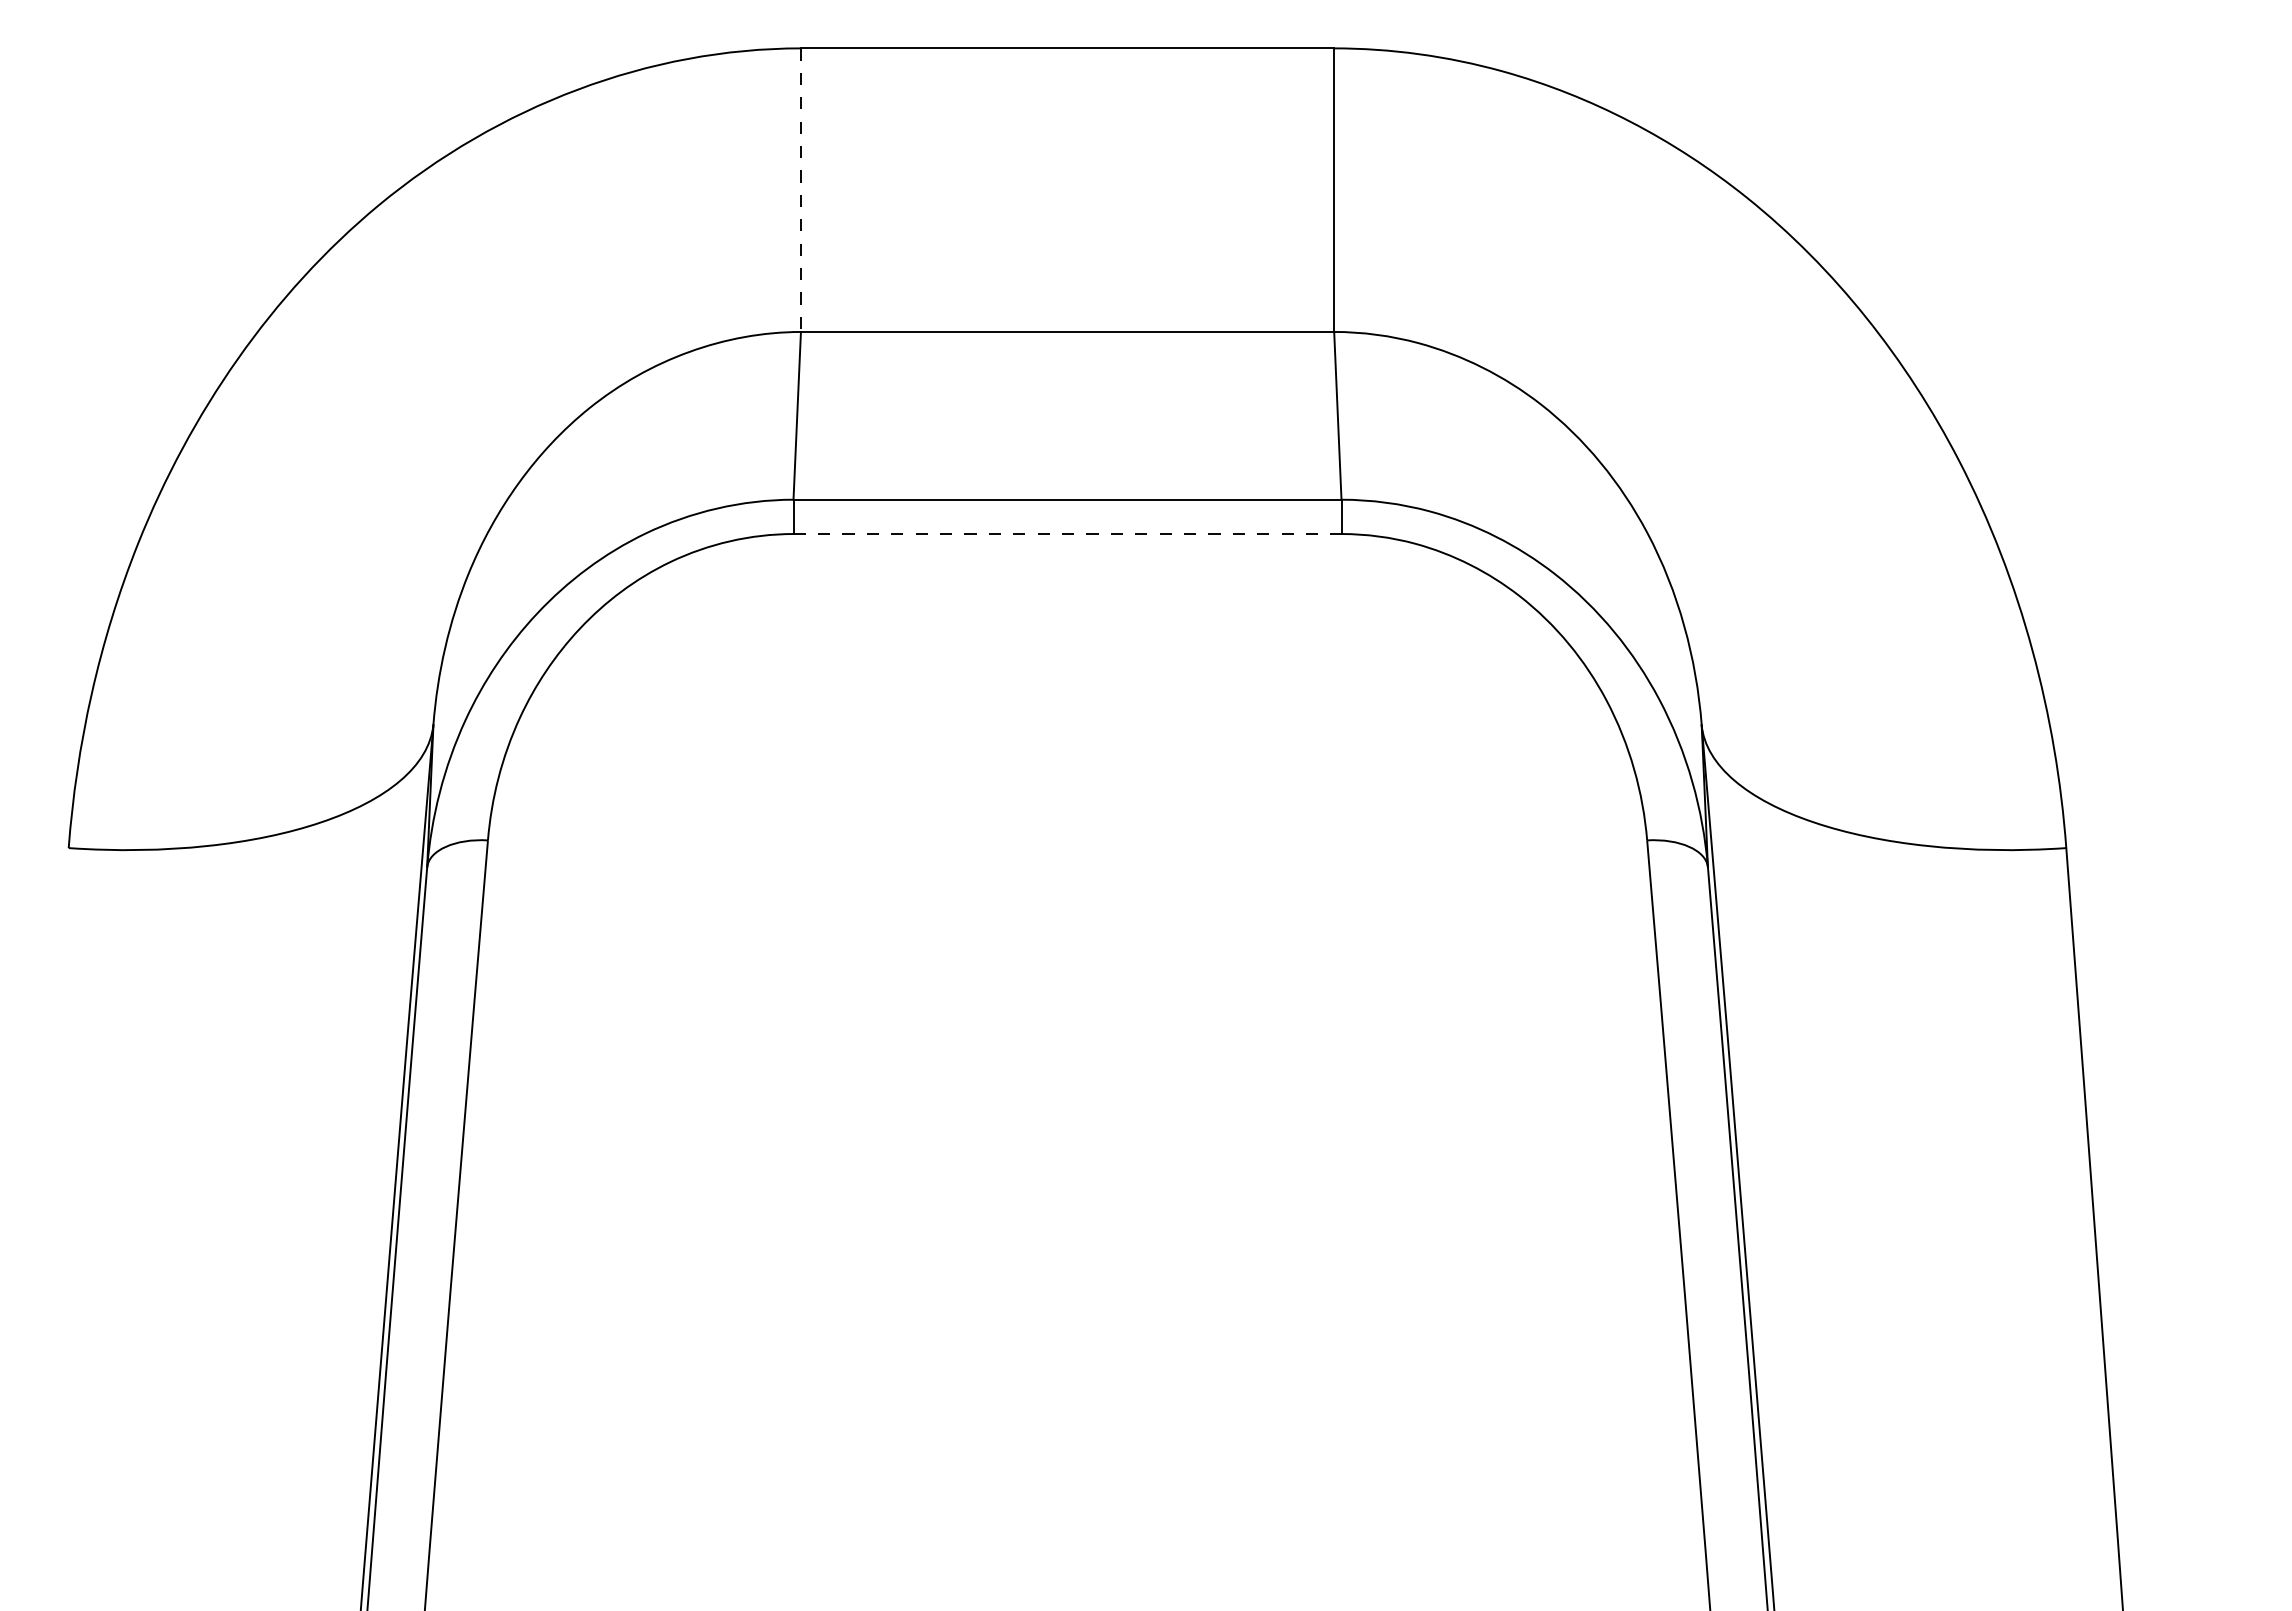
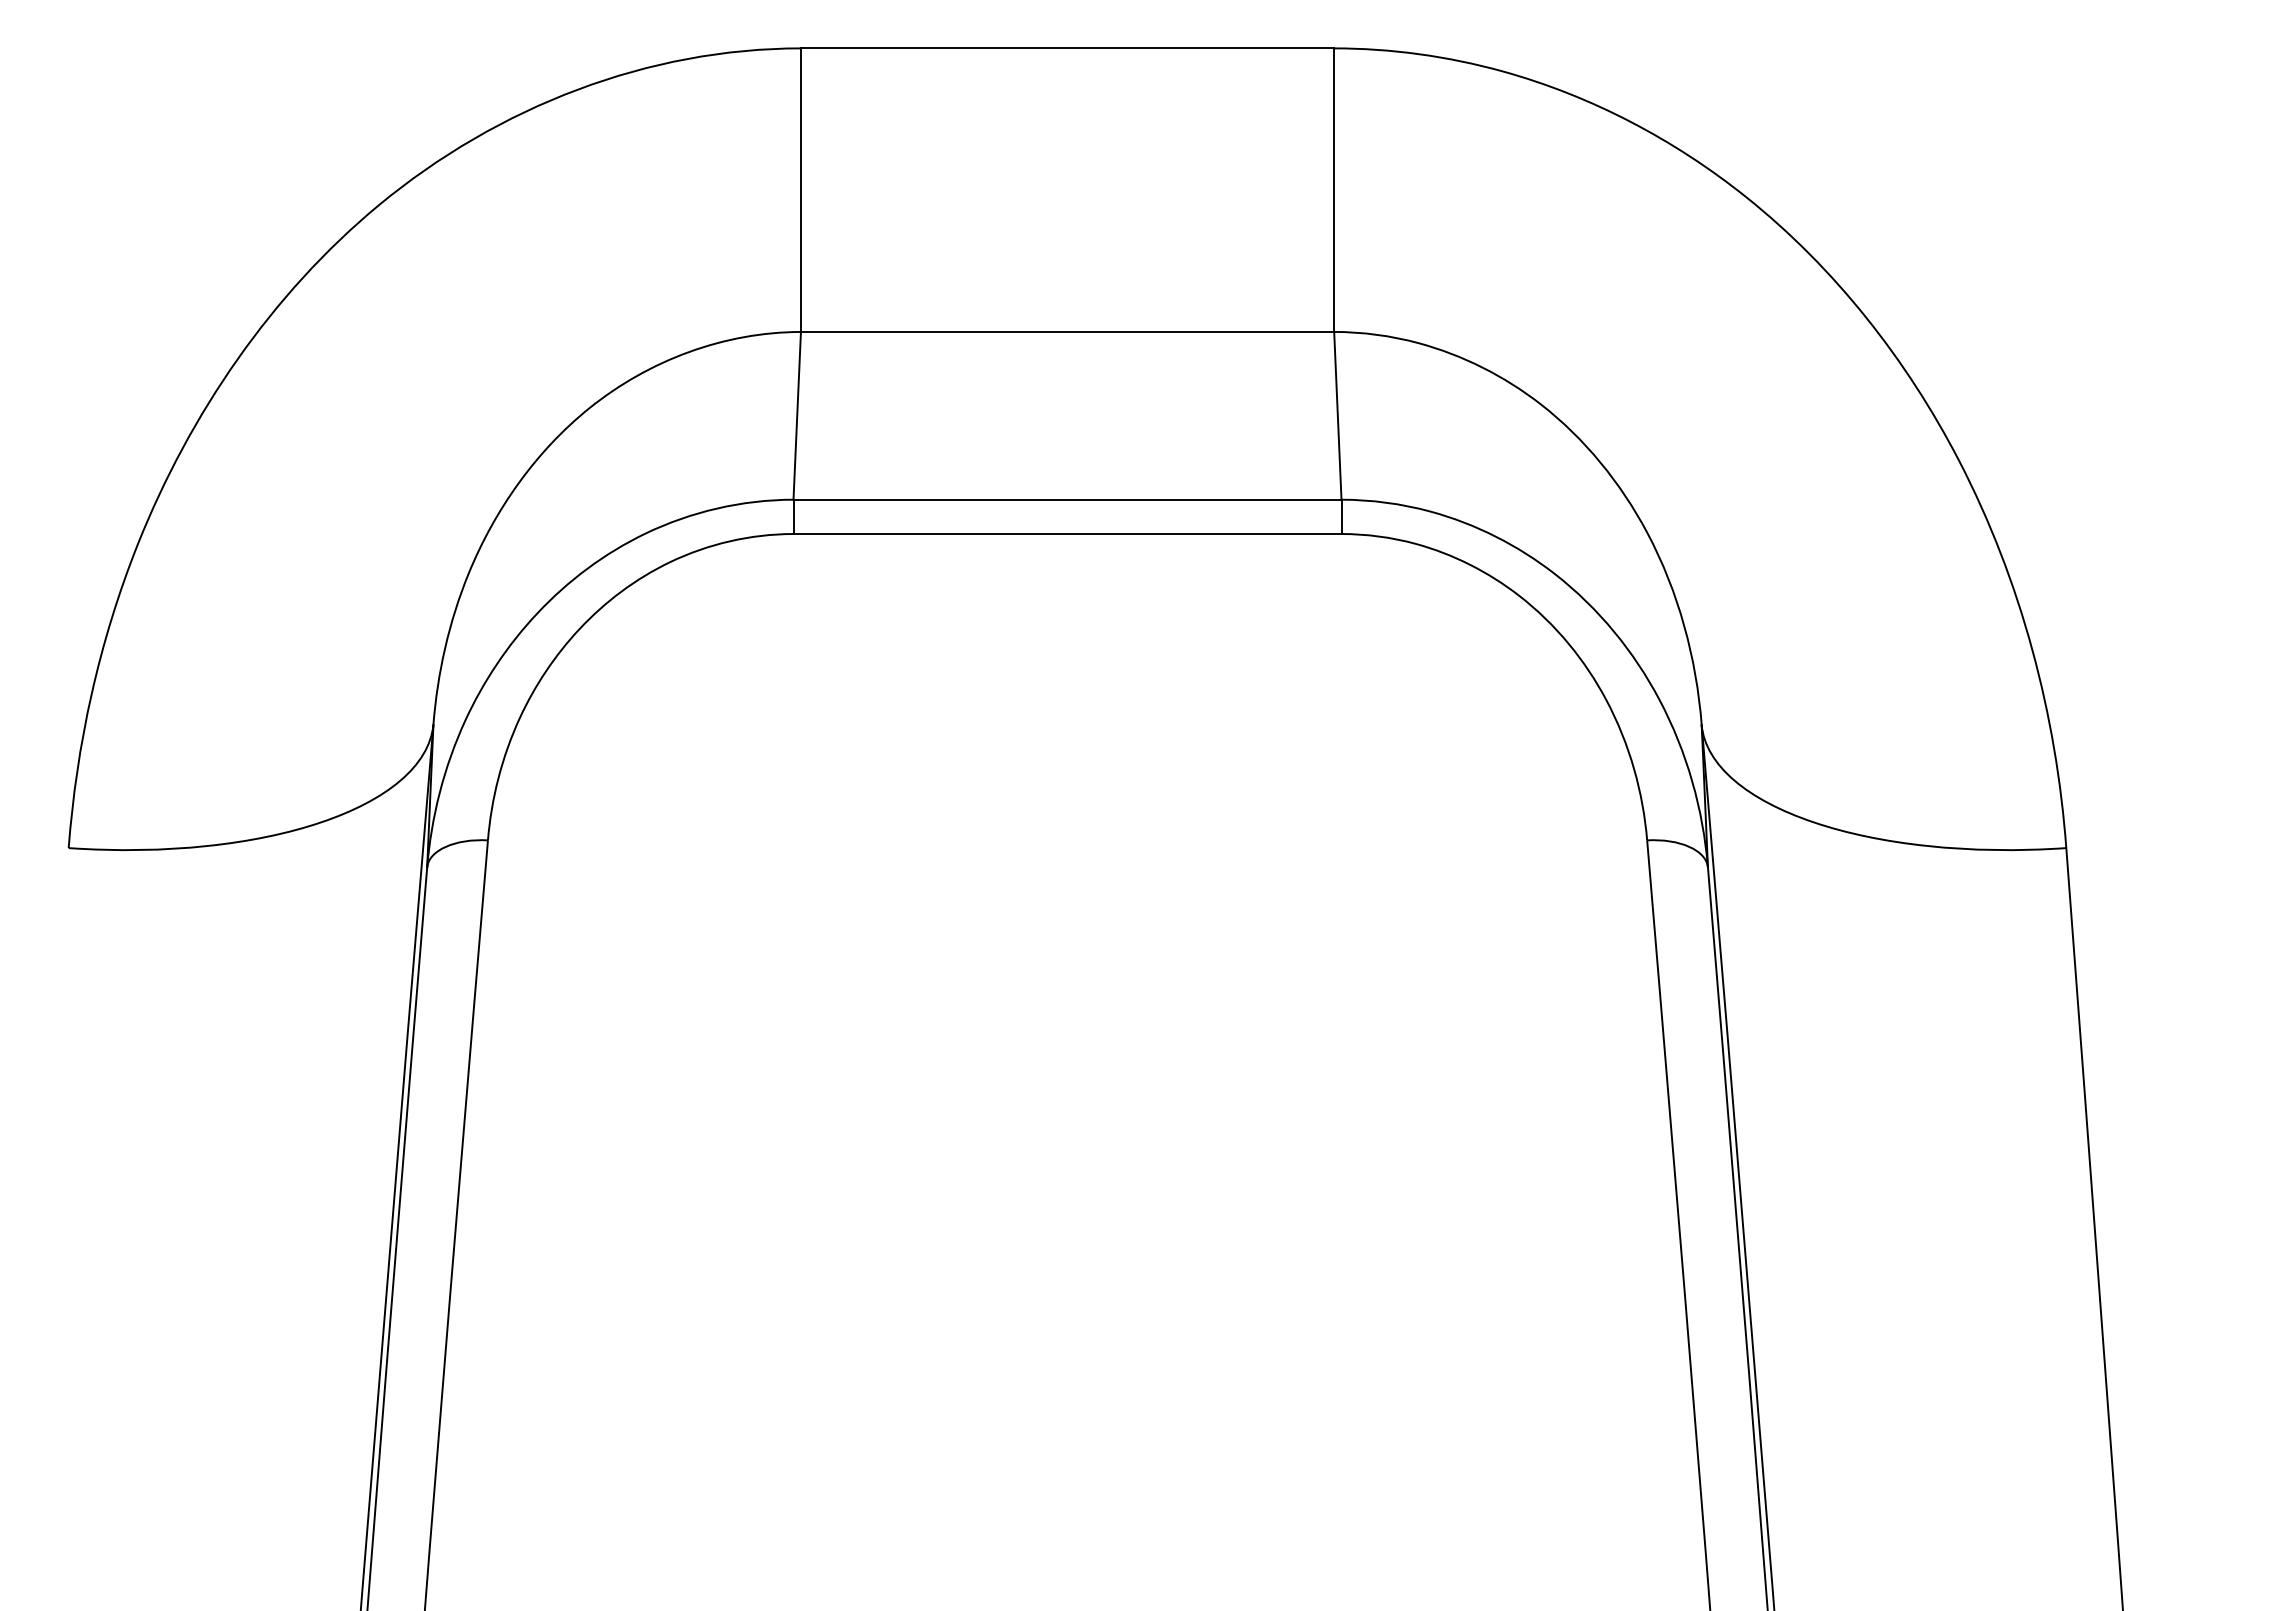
line: dashed -> solid (800, 190)
line: dashed -> solid (1067, 534)
